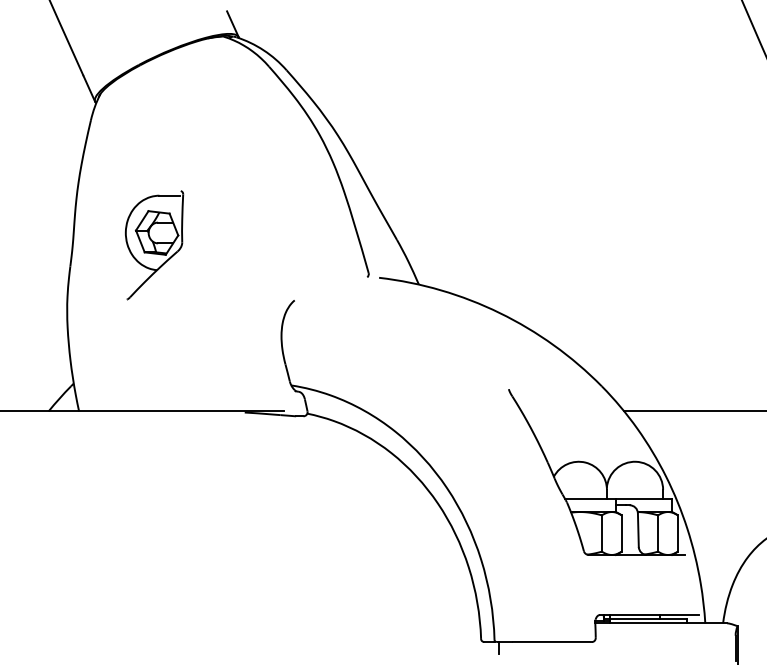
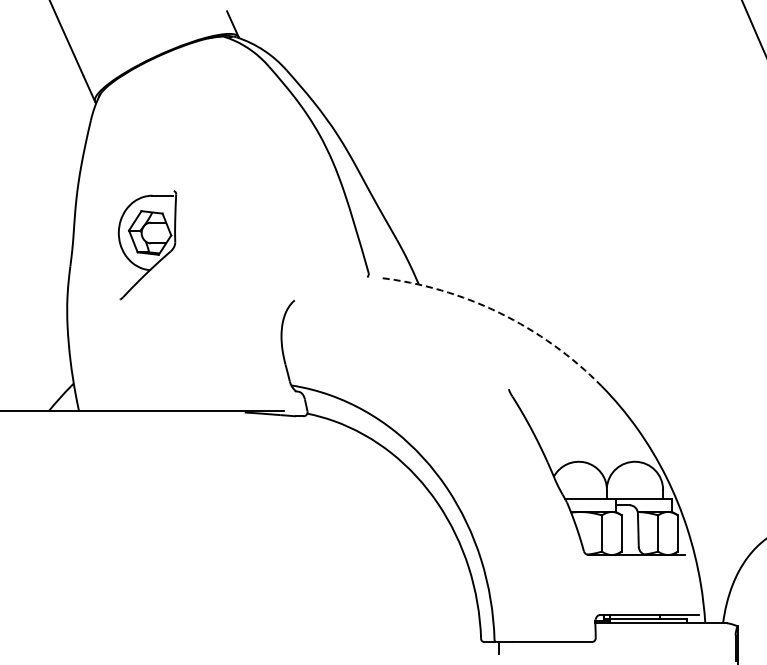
part position: (154, 245) -> (147, 245) (147, 245)
arc: solid -> dashed (499, 313)
line: present -> none (693, 411)
